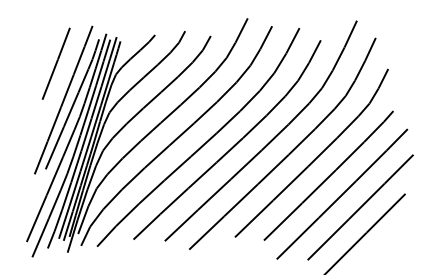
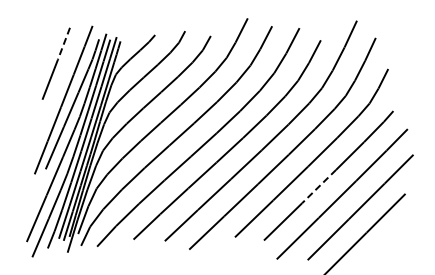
line: solid -> dashed (63, 44)
line: solid -> dashed (319, 186)
